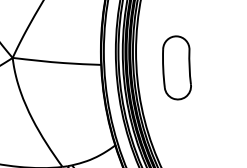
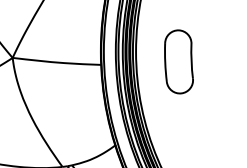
part position: (176, 67) -> (178, 61) (178, 61)
